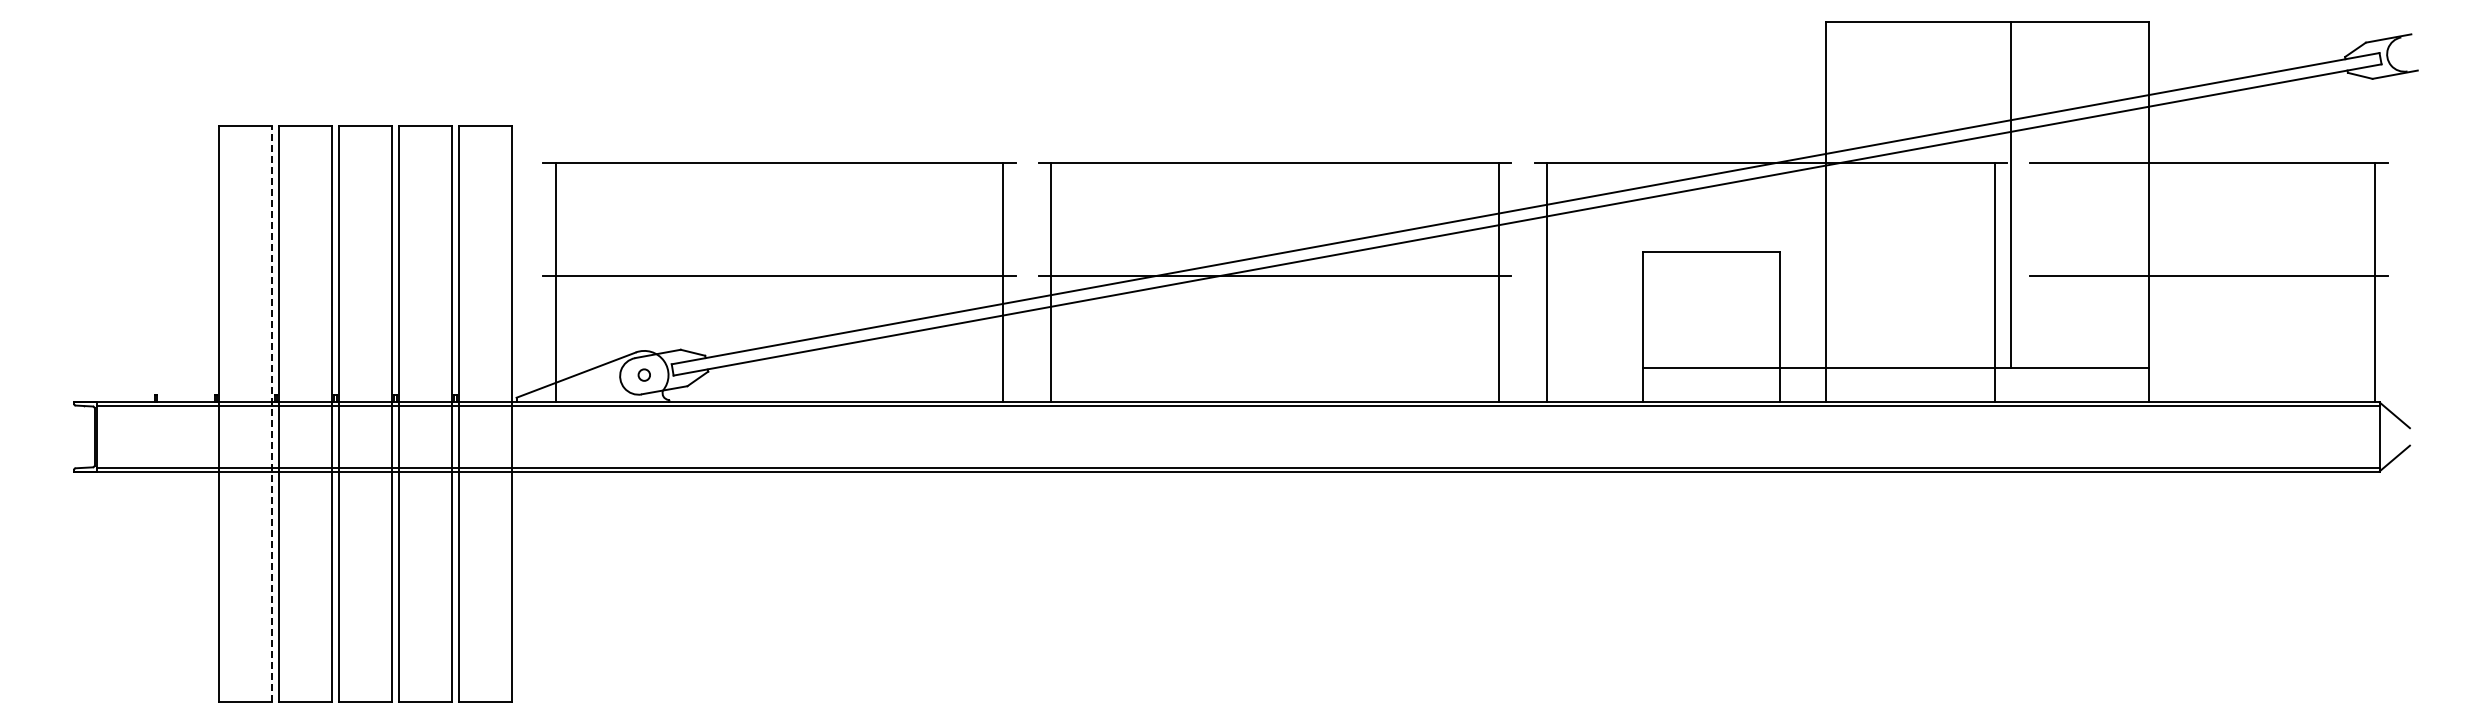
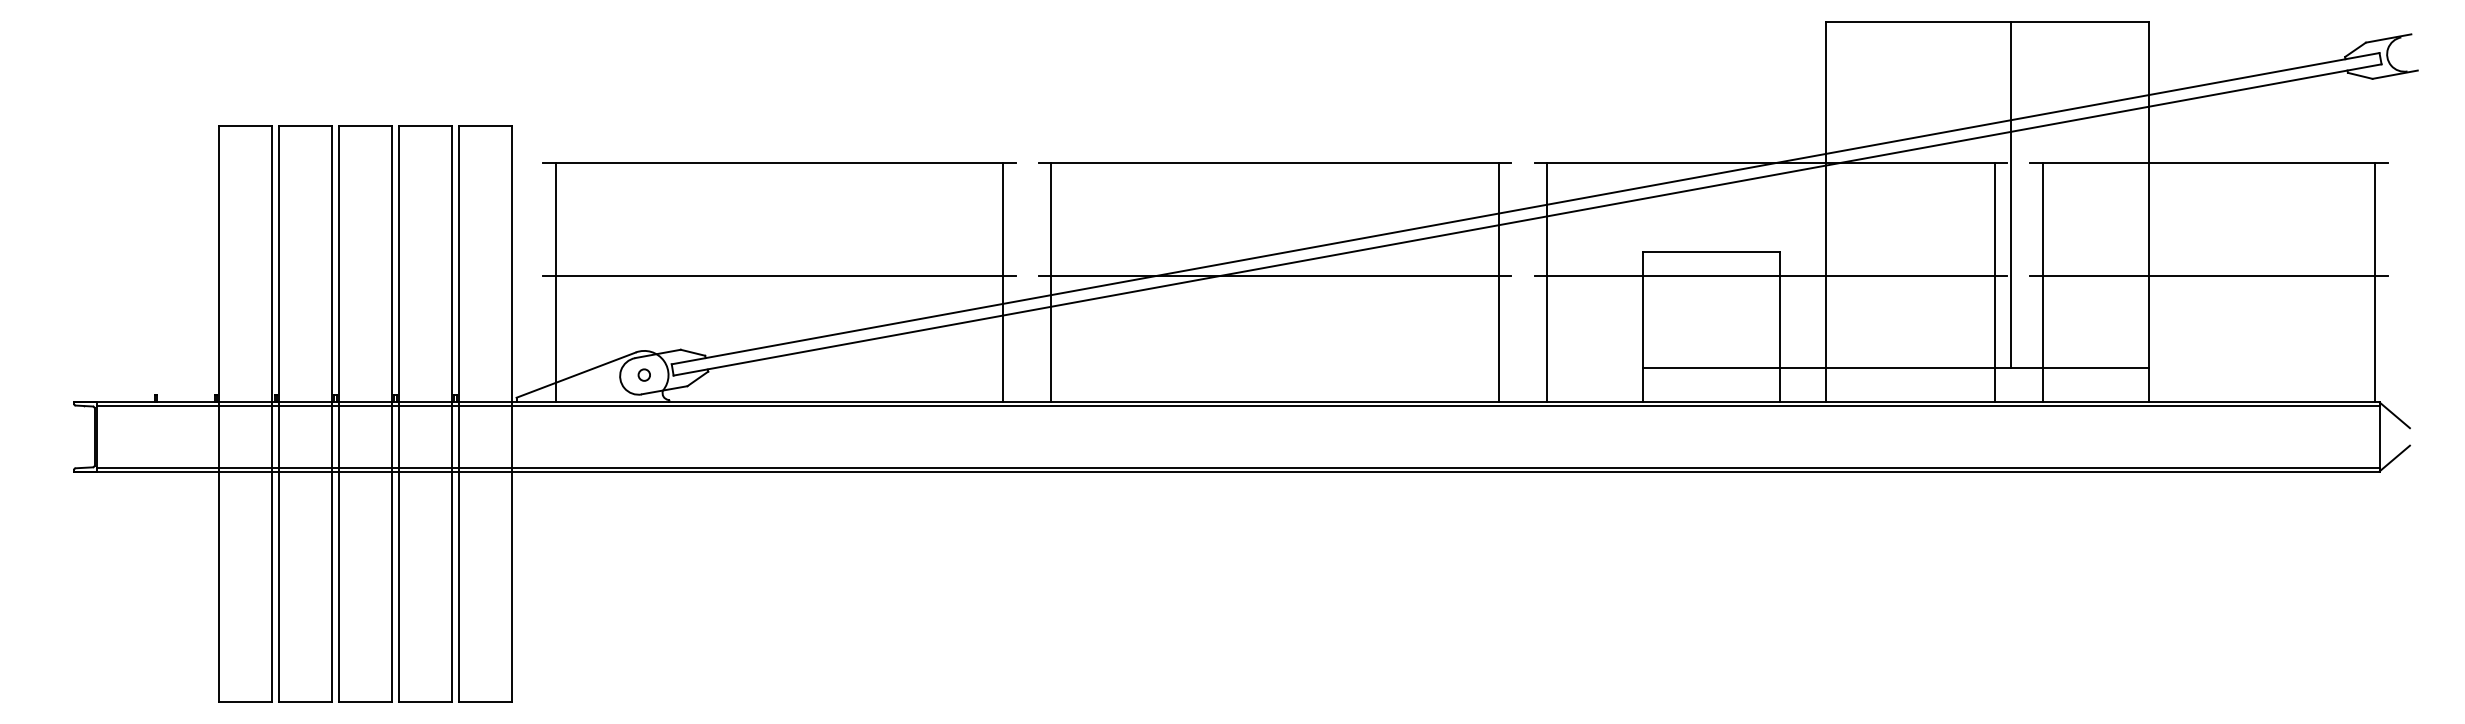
line: none -> present (1770, 275)
line: none -> present (2042, 282)
line: dashed -> solid (272, 413)
